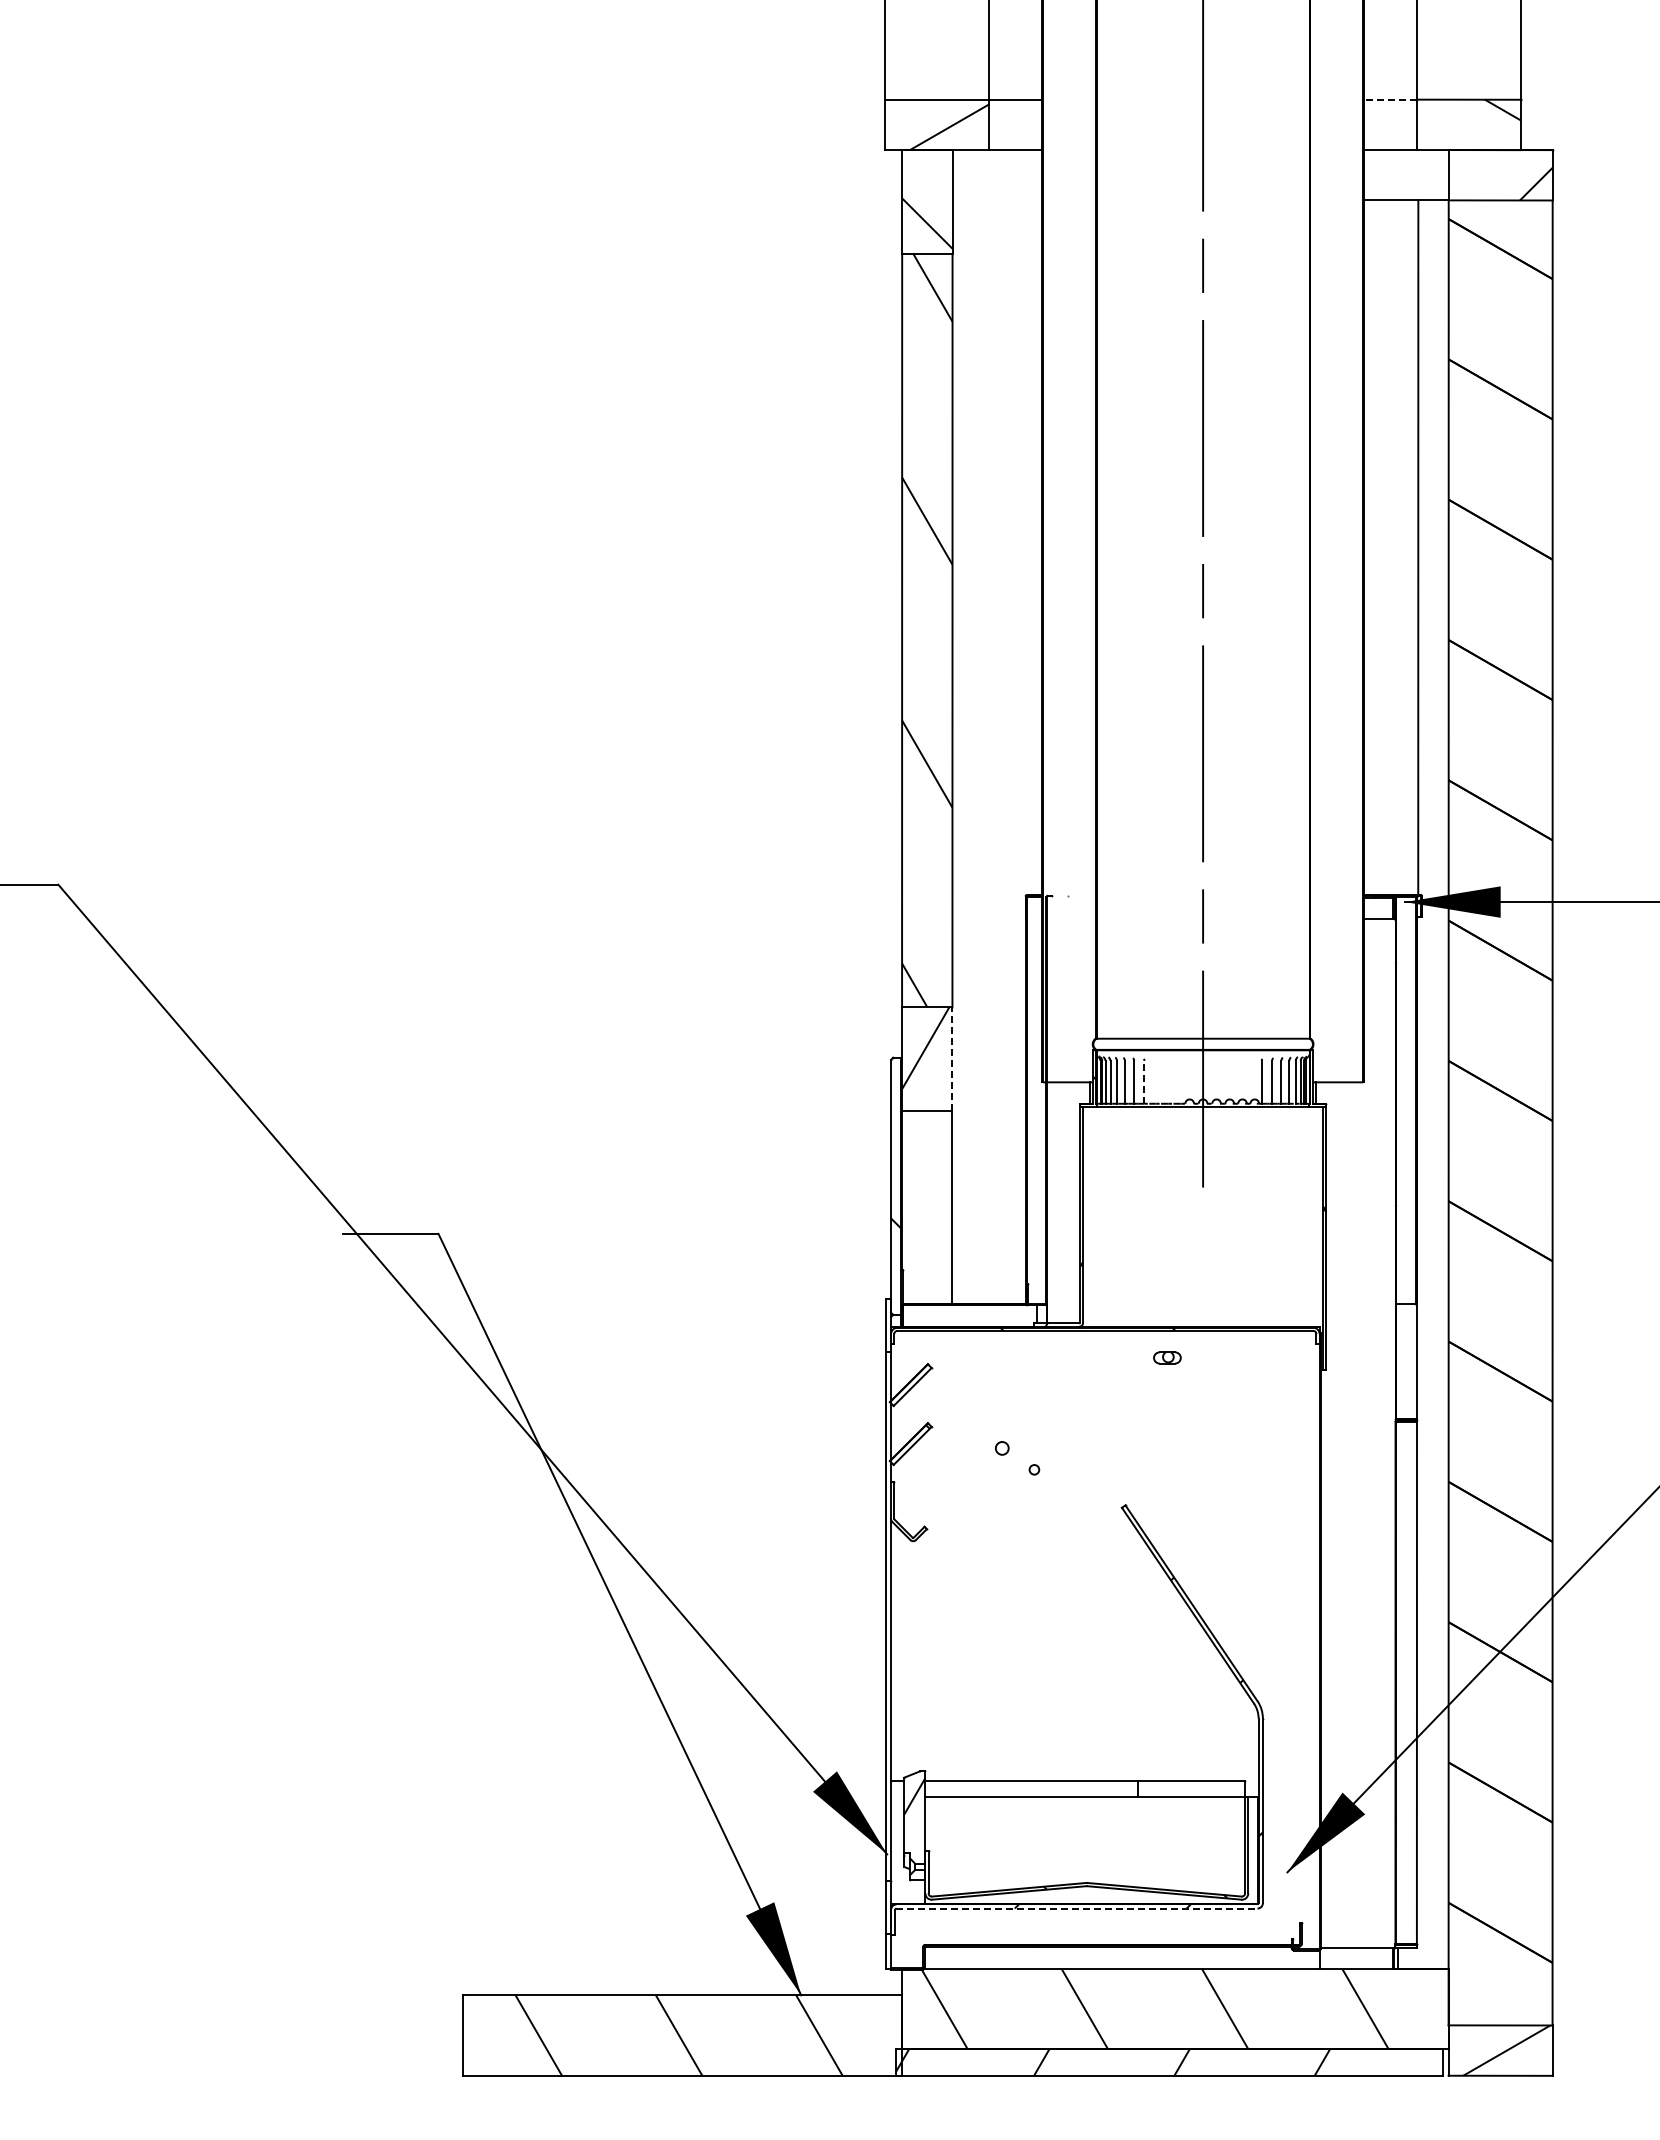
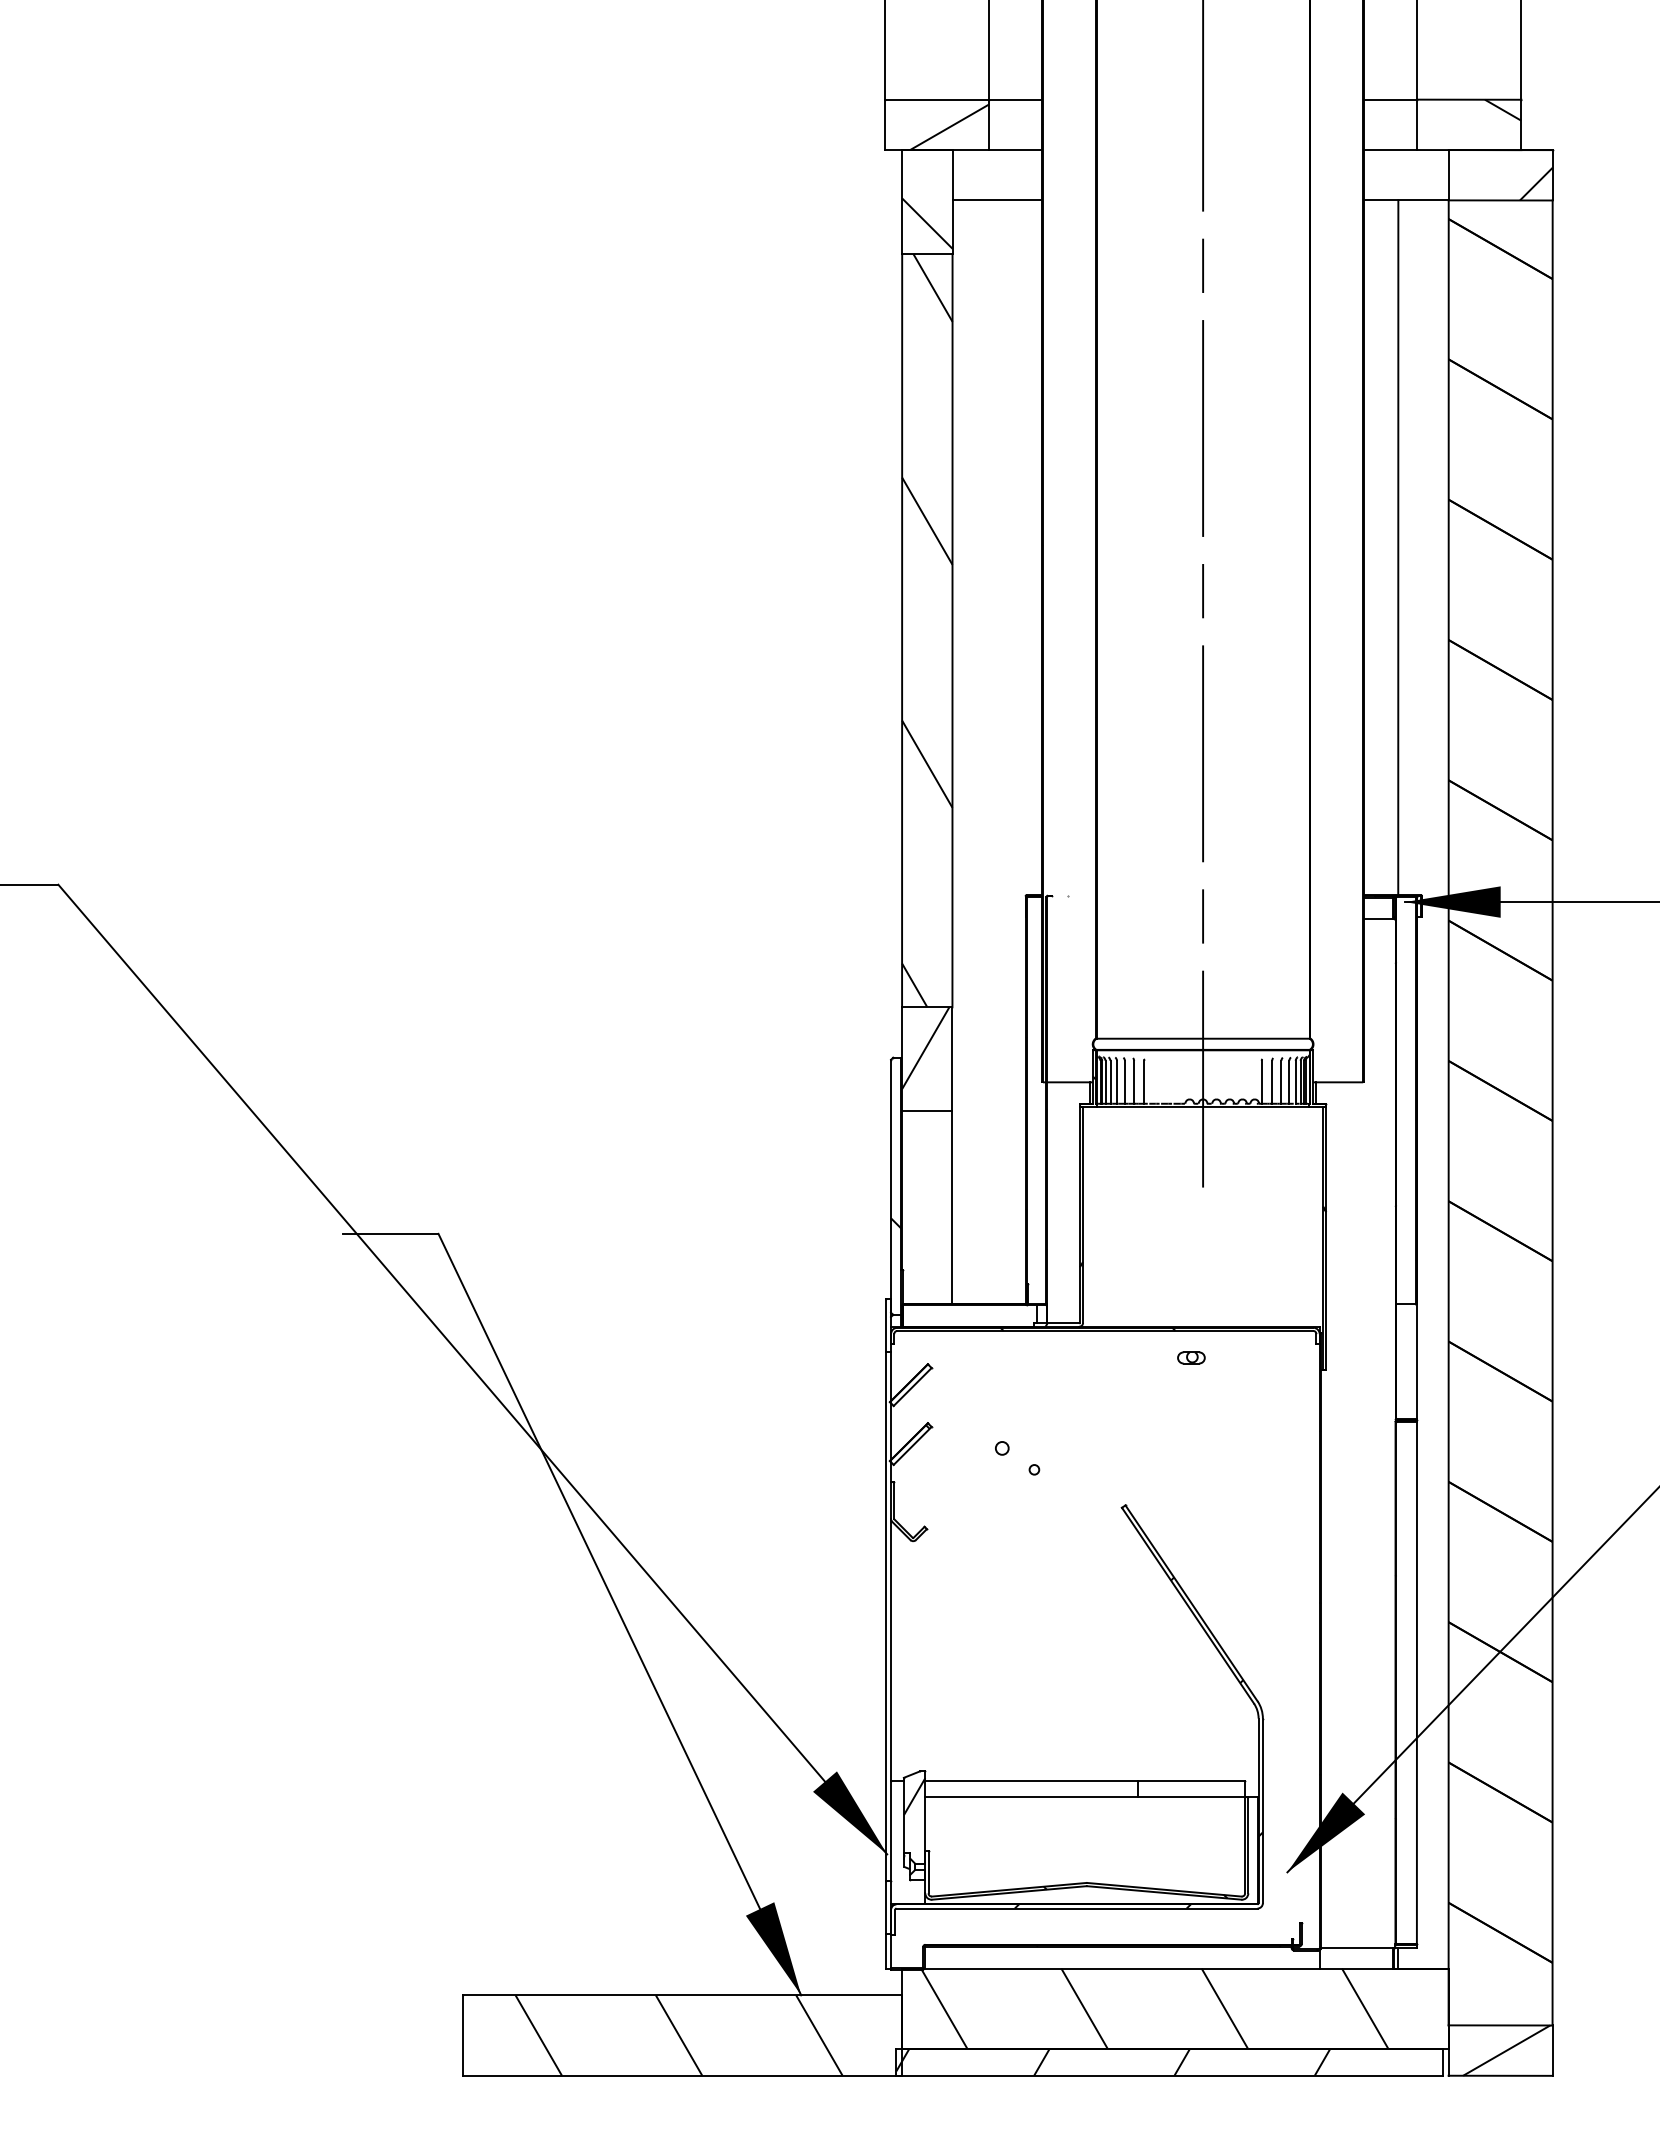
line: dashed -> solid (1390, 99)
line: none -> present (997, 200)
line position: (1418, 547) -> (1398, 547) (1398, 547)
line: dashed -> solid (952, 1059)
line: dashed -> solid (1144, 1081)
part position: (1167, 1357) -> (1191, 1357) (1191, 1357)
line: dashed -> solid (1076, 1908)
